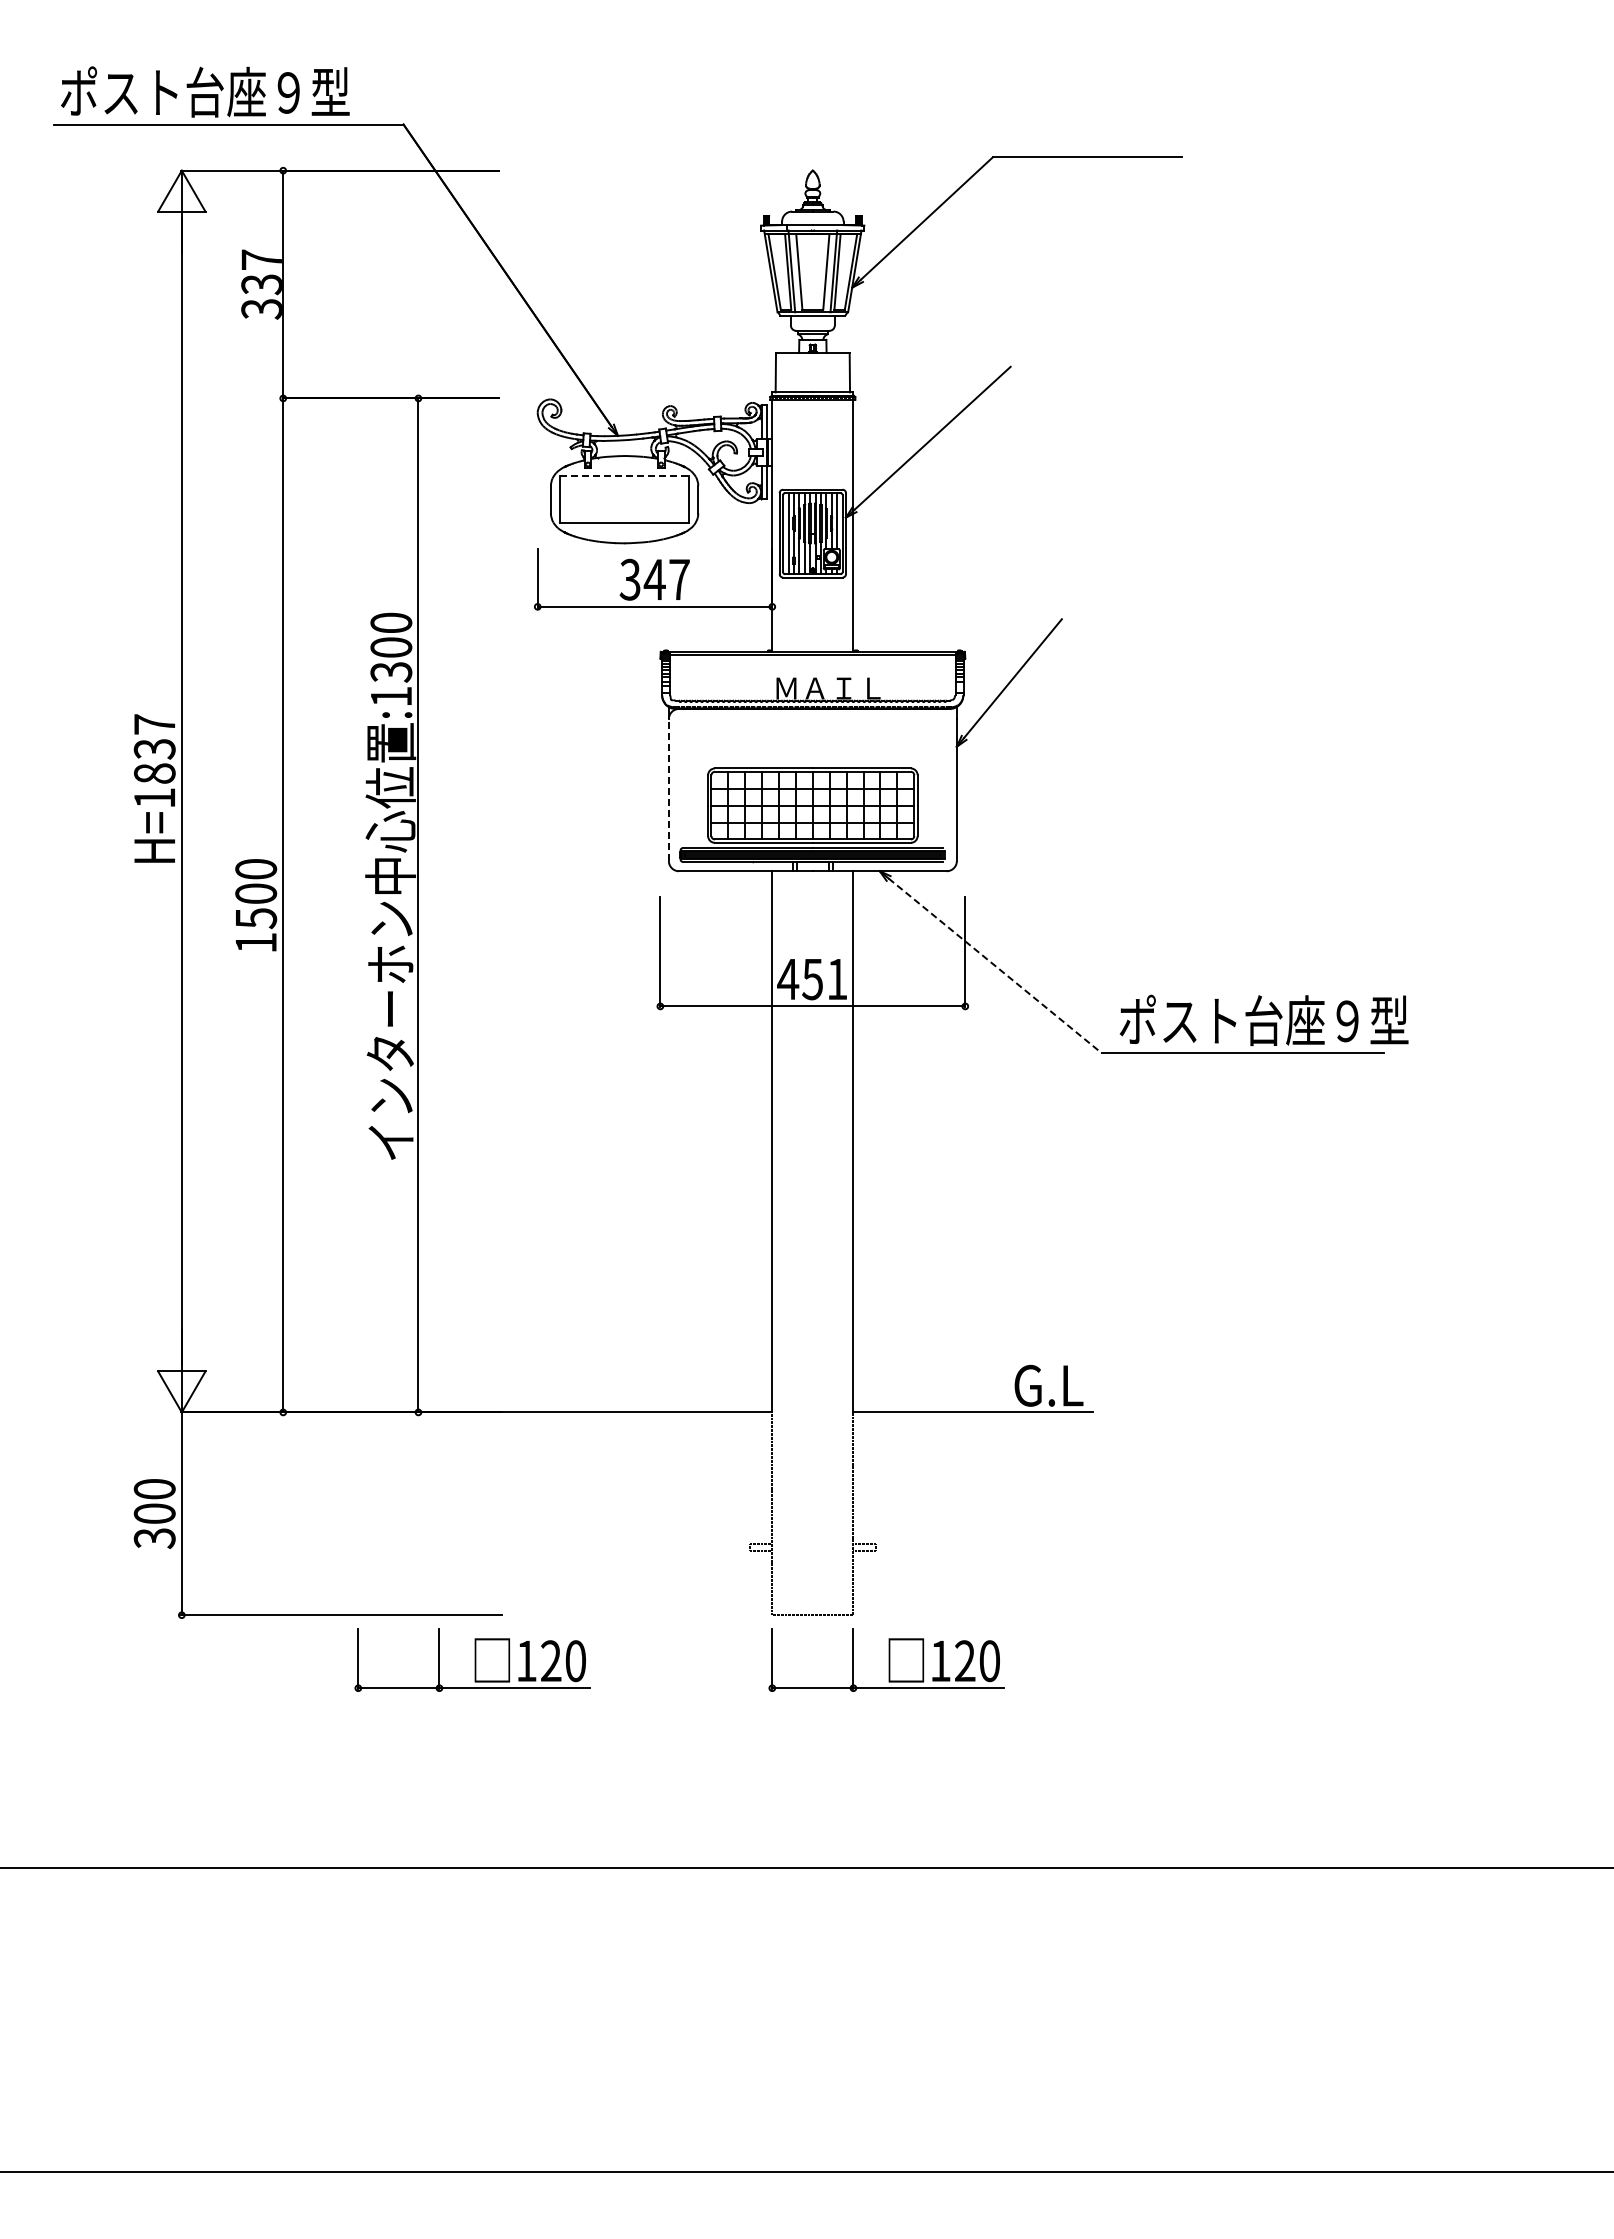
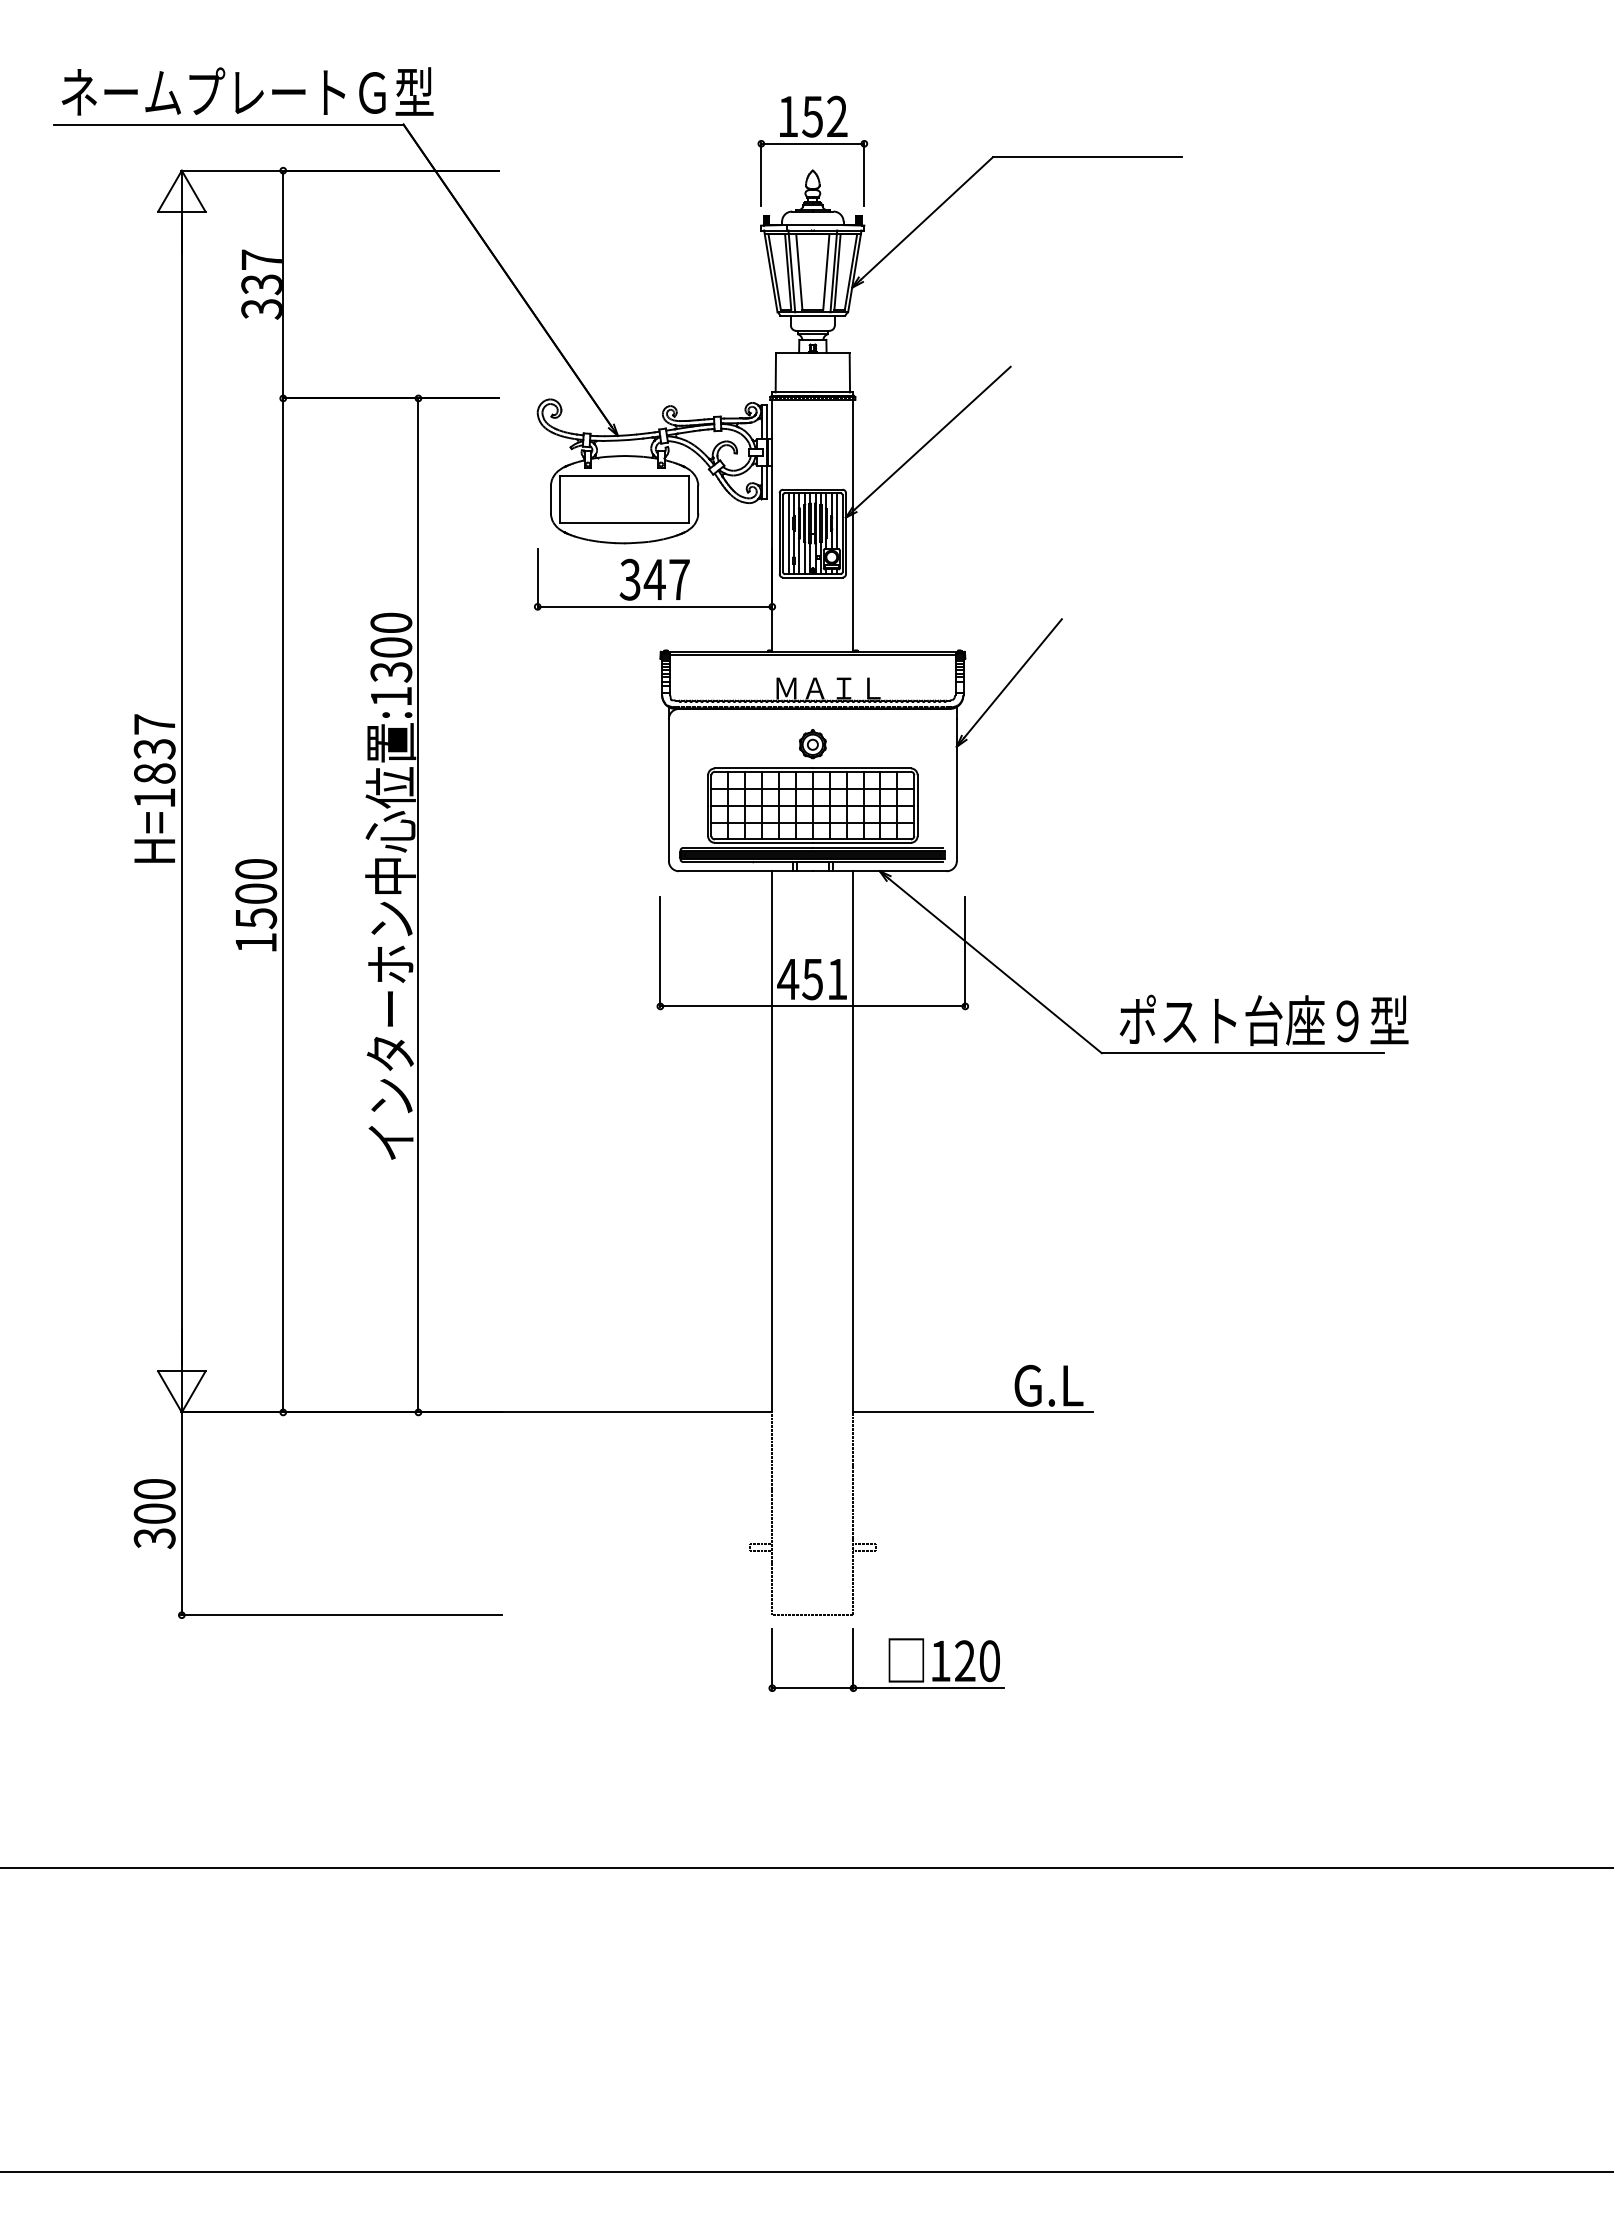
text: ポスト台座９型 -> ネームプレートＧ型 (247, 91)
part: none -> present (812, 150)
line: dashed -> solid (625, 475)
part: none -> present (812, 744)
line: dashed -> solid (668, 790)
line: dashed -> solid (995, 965)
part: present -> none (472, 1659)
